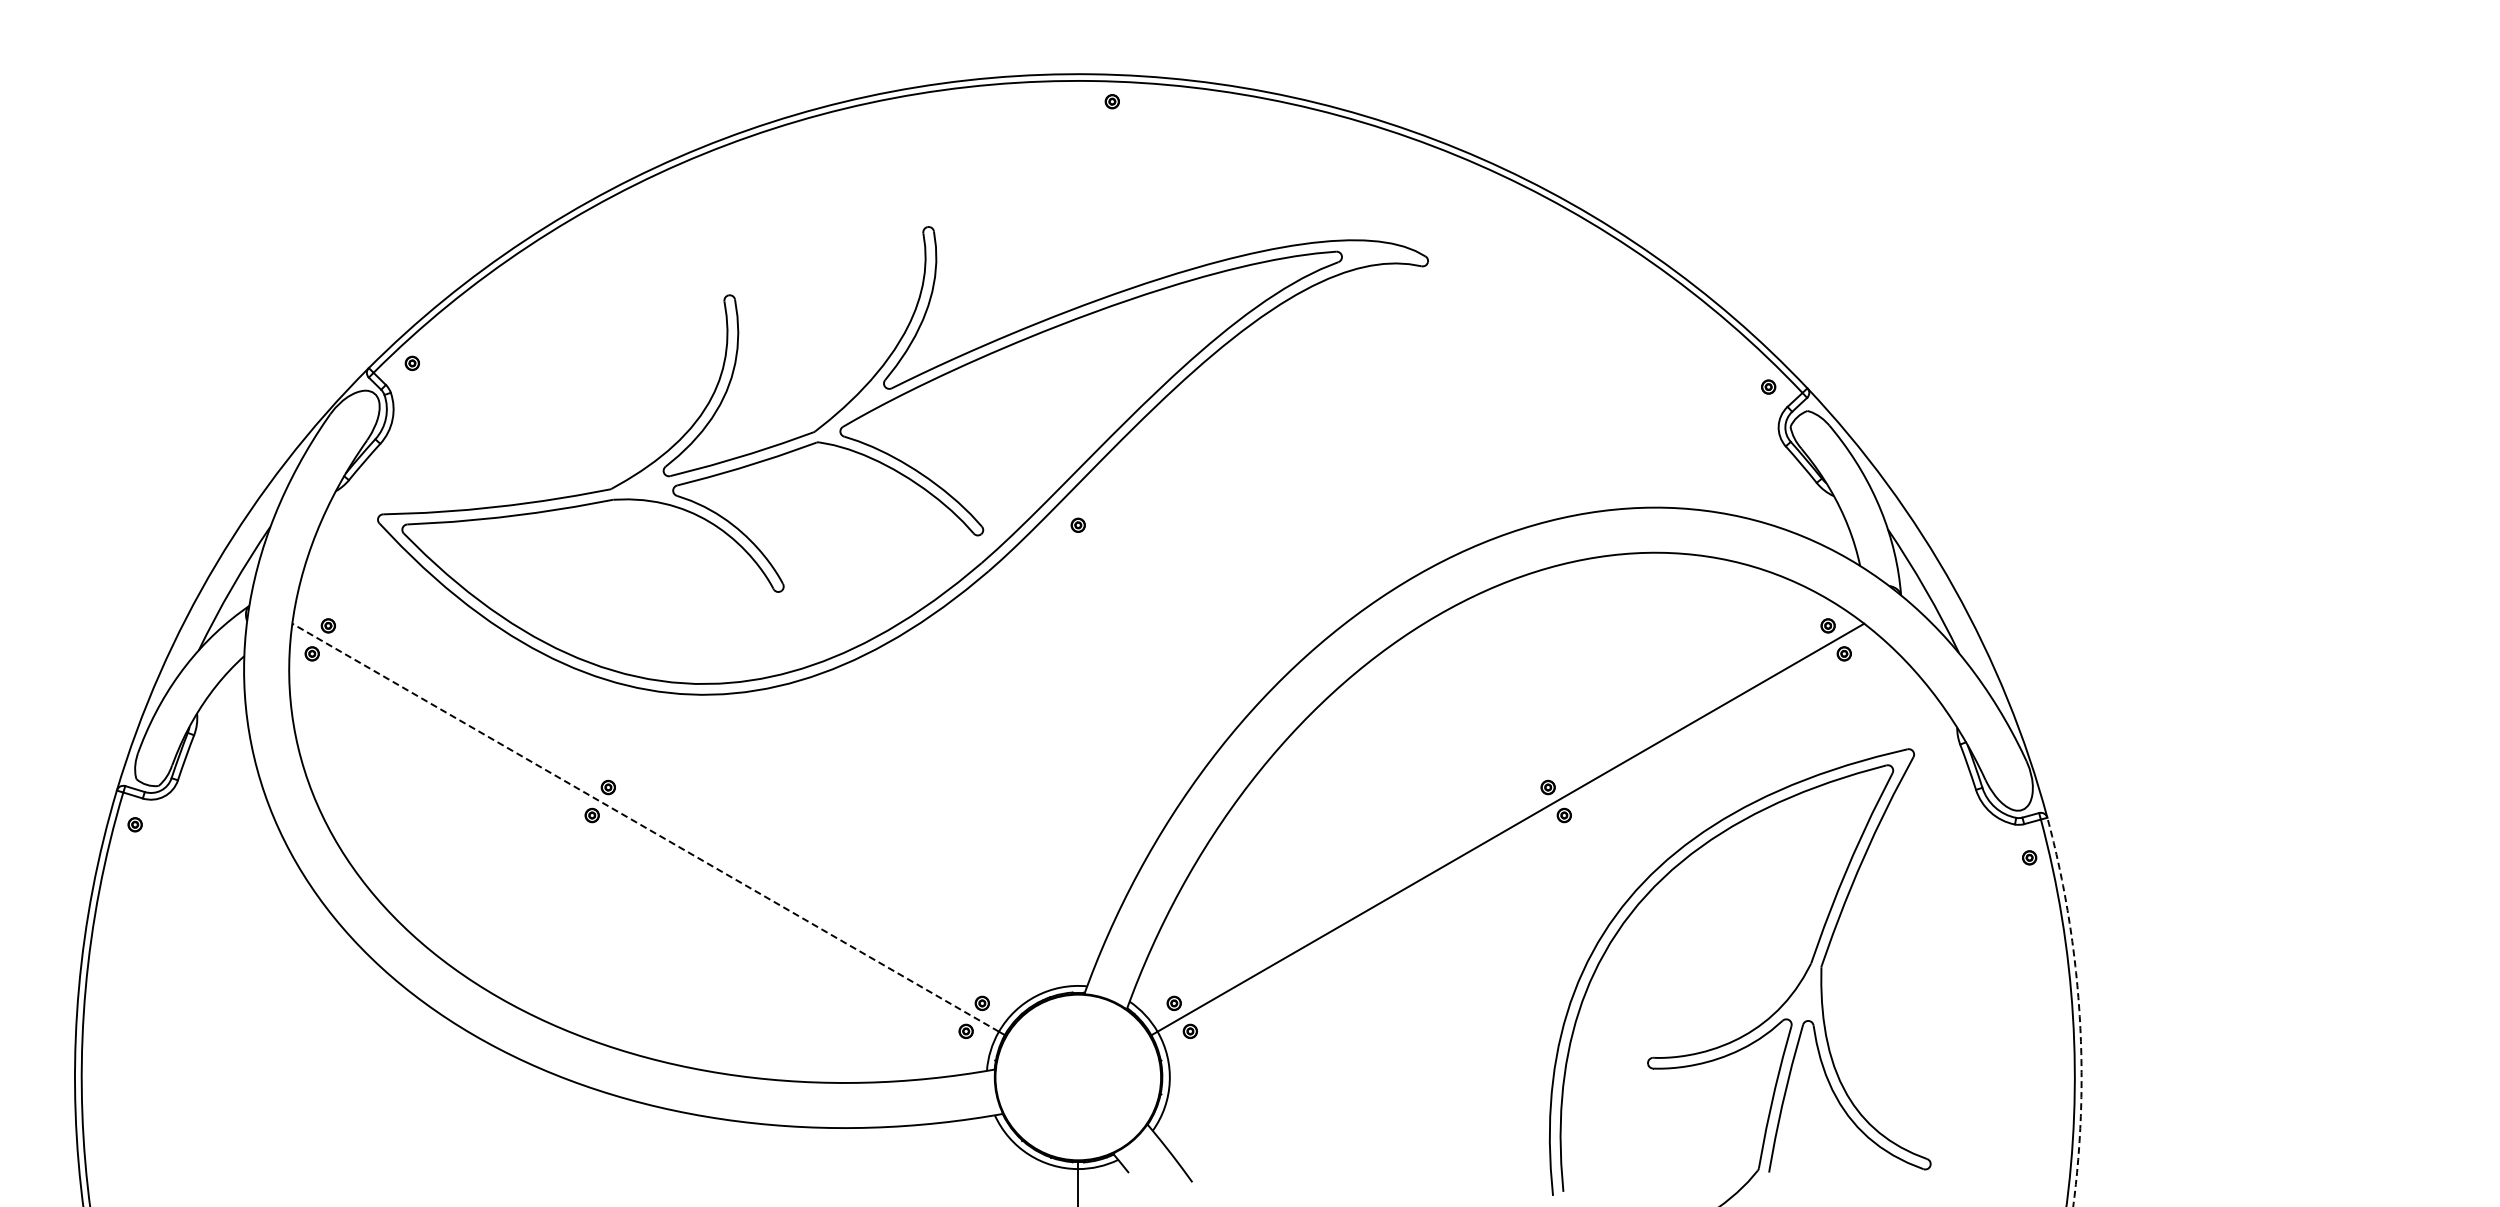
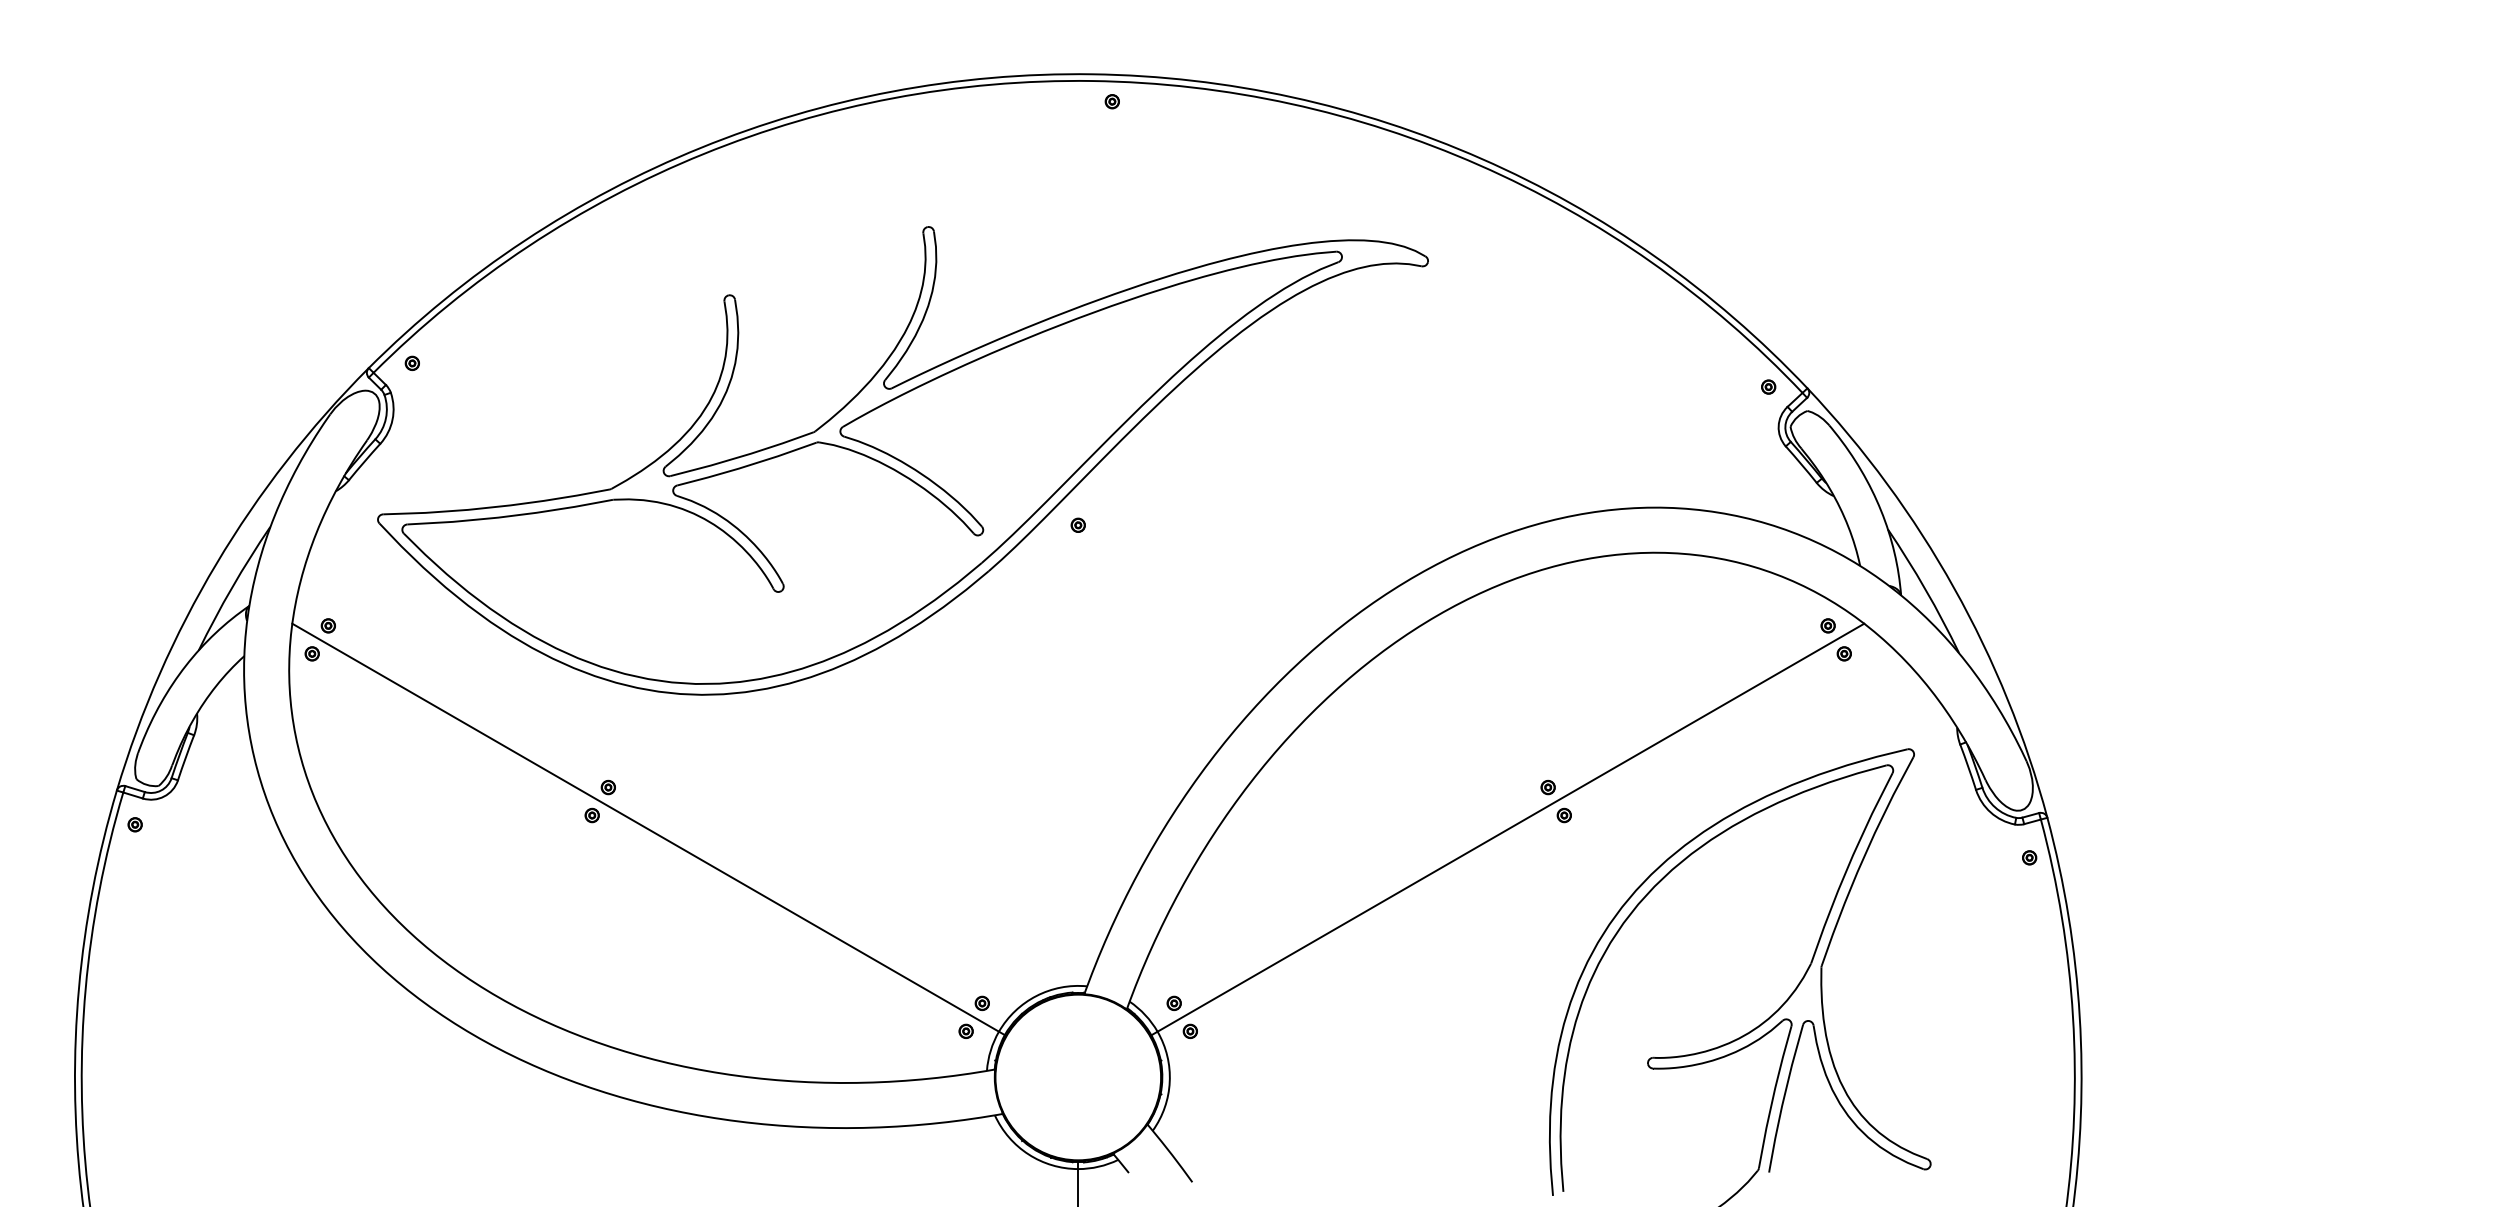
line: dashed -> solid (645, 827)
arc: dashed -> solid (2079, 1008)
